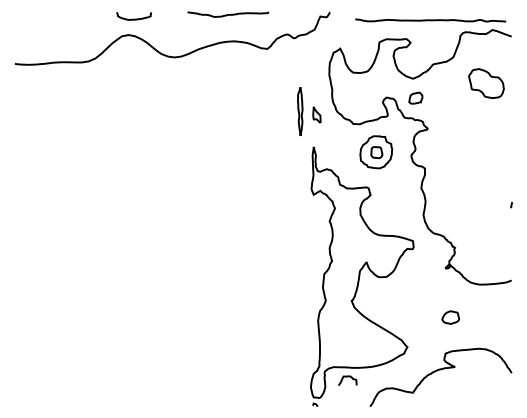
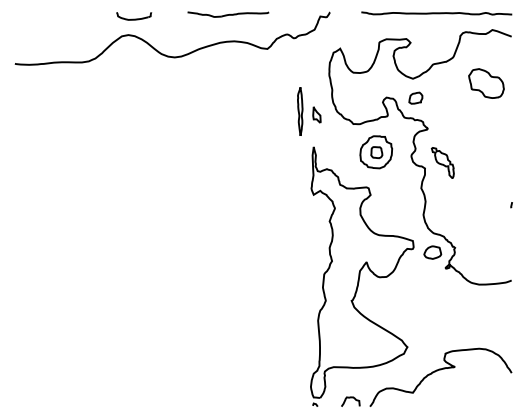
curve position: (430, 20) -> (436, 13) (436, 13)
part: none -> present (442, 162)
part position: (450, 317) -> (432, 252) (432, 252)
curve position: (347, 377) -> (350, 398) (350, 398)
